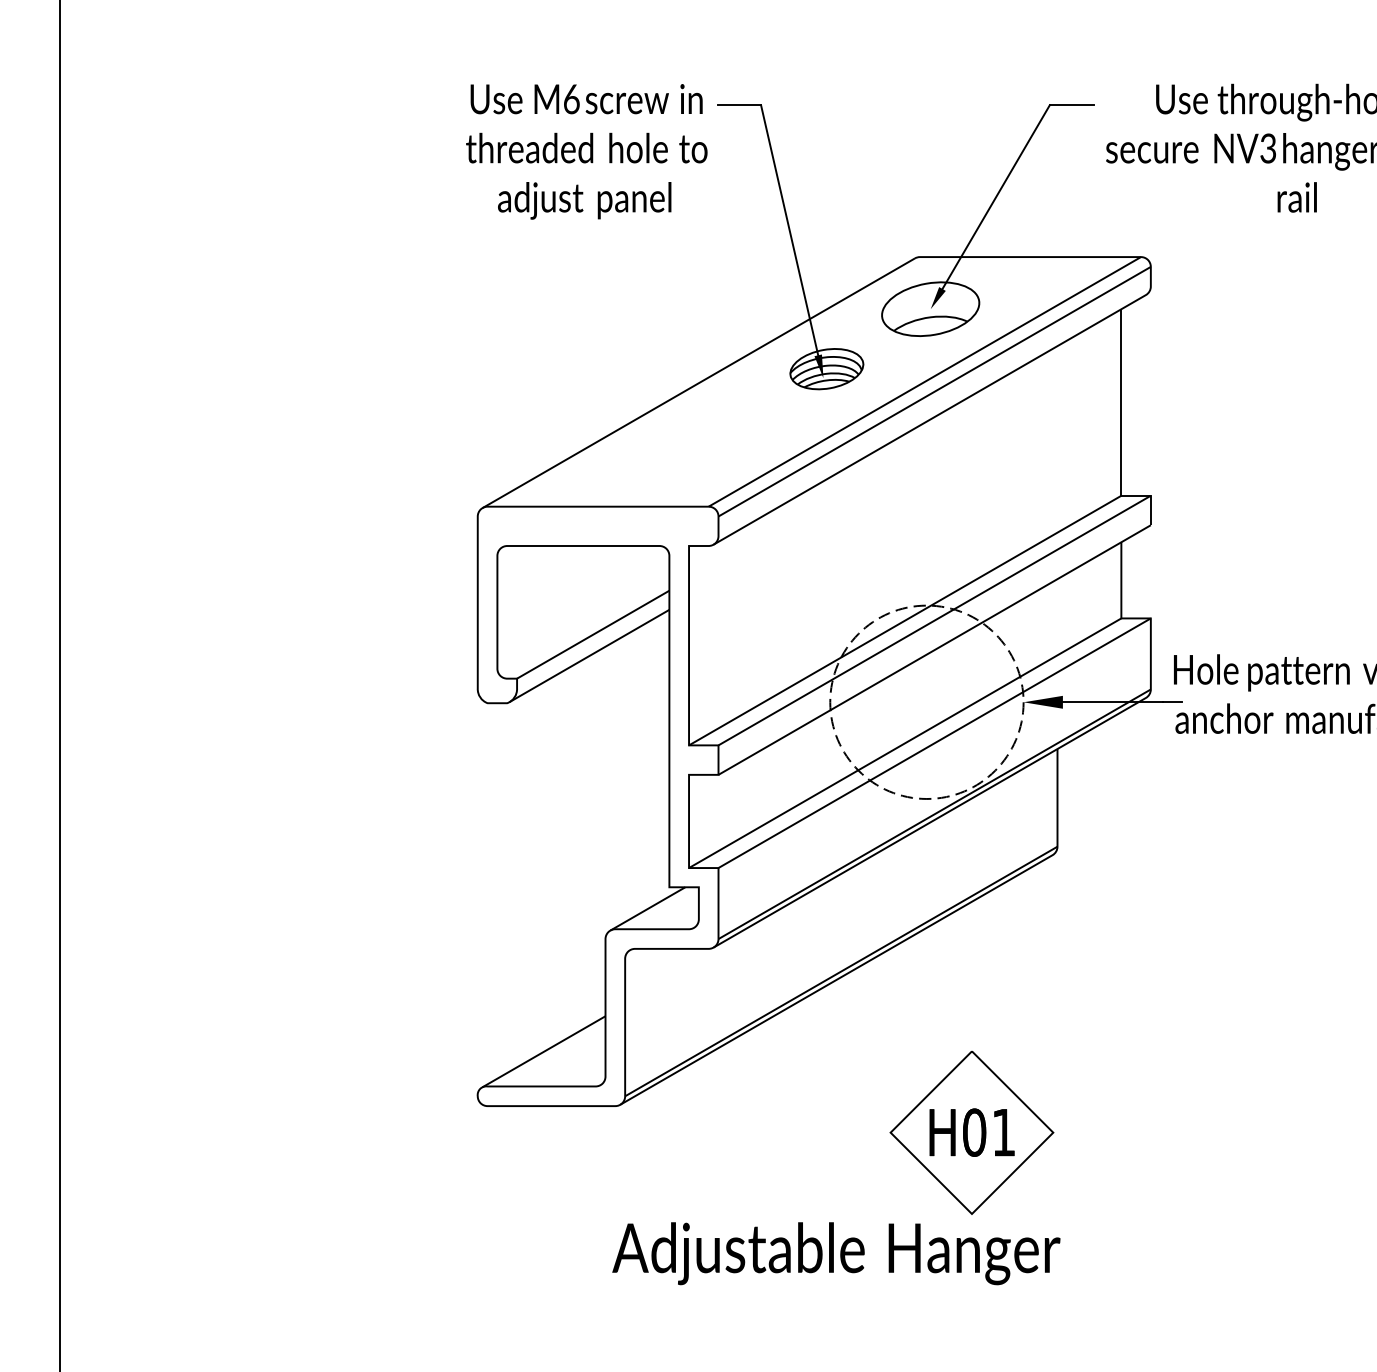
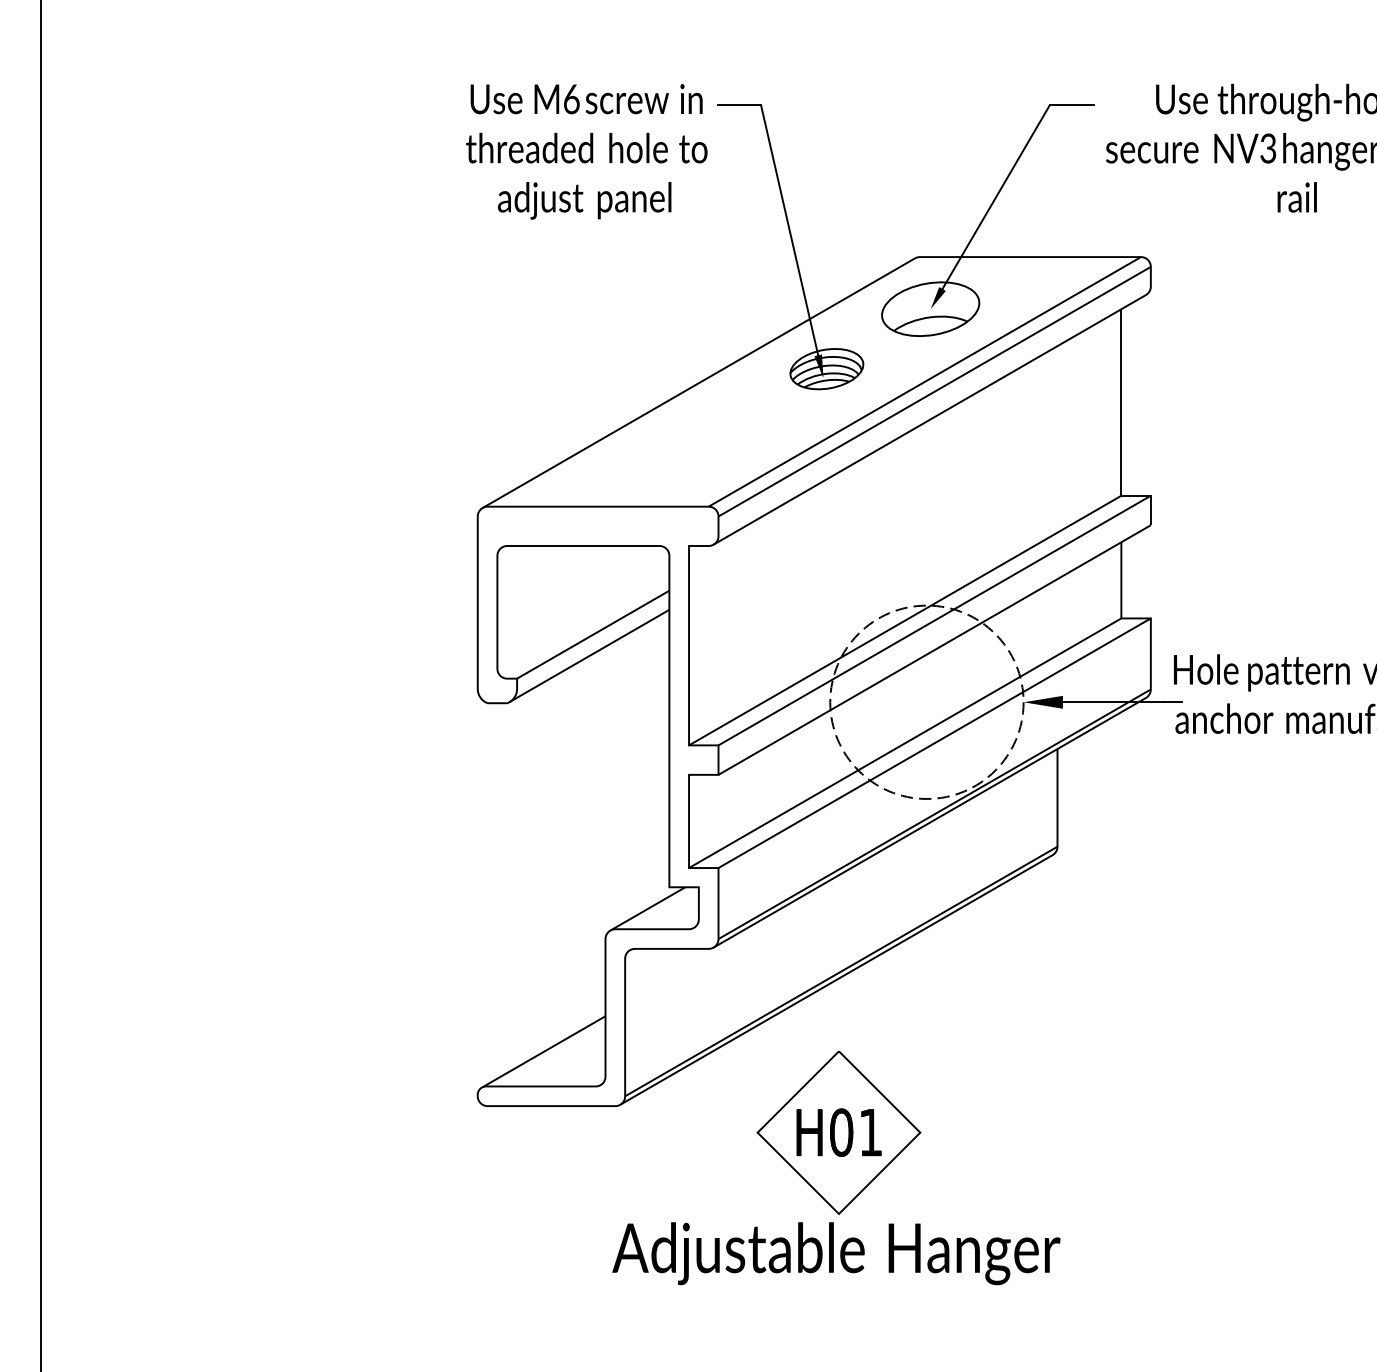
line position: (60, 685) -> (41, 685) (41, 685)
part position: (971, 1132) -> (838, 1132) (838, 1132)
